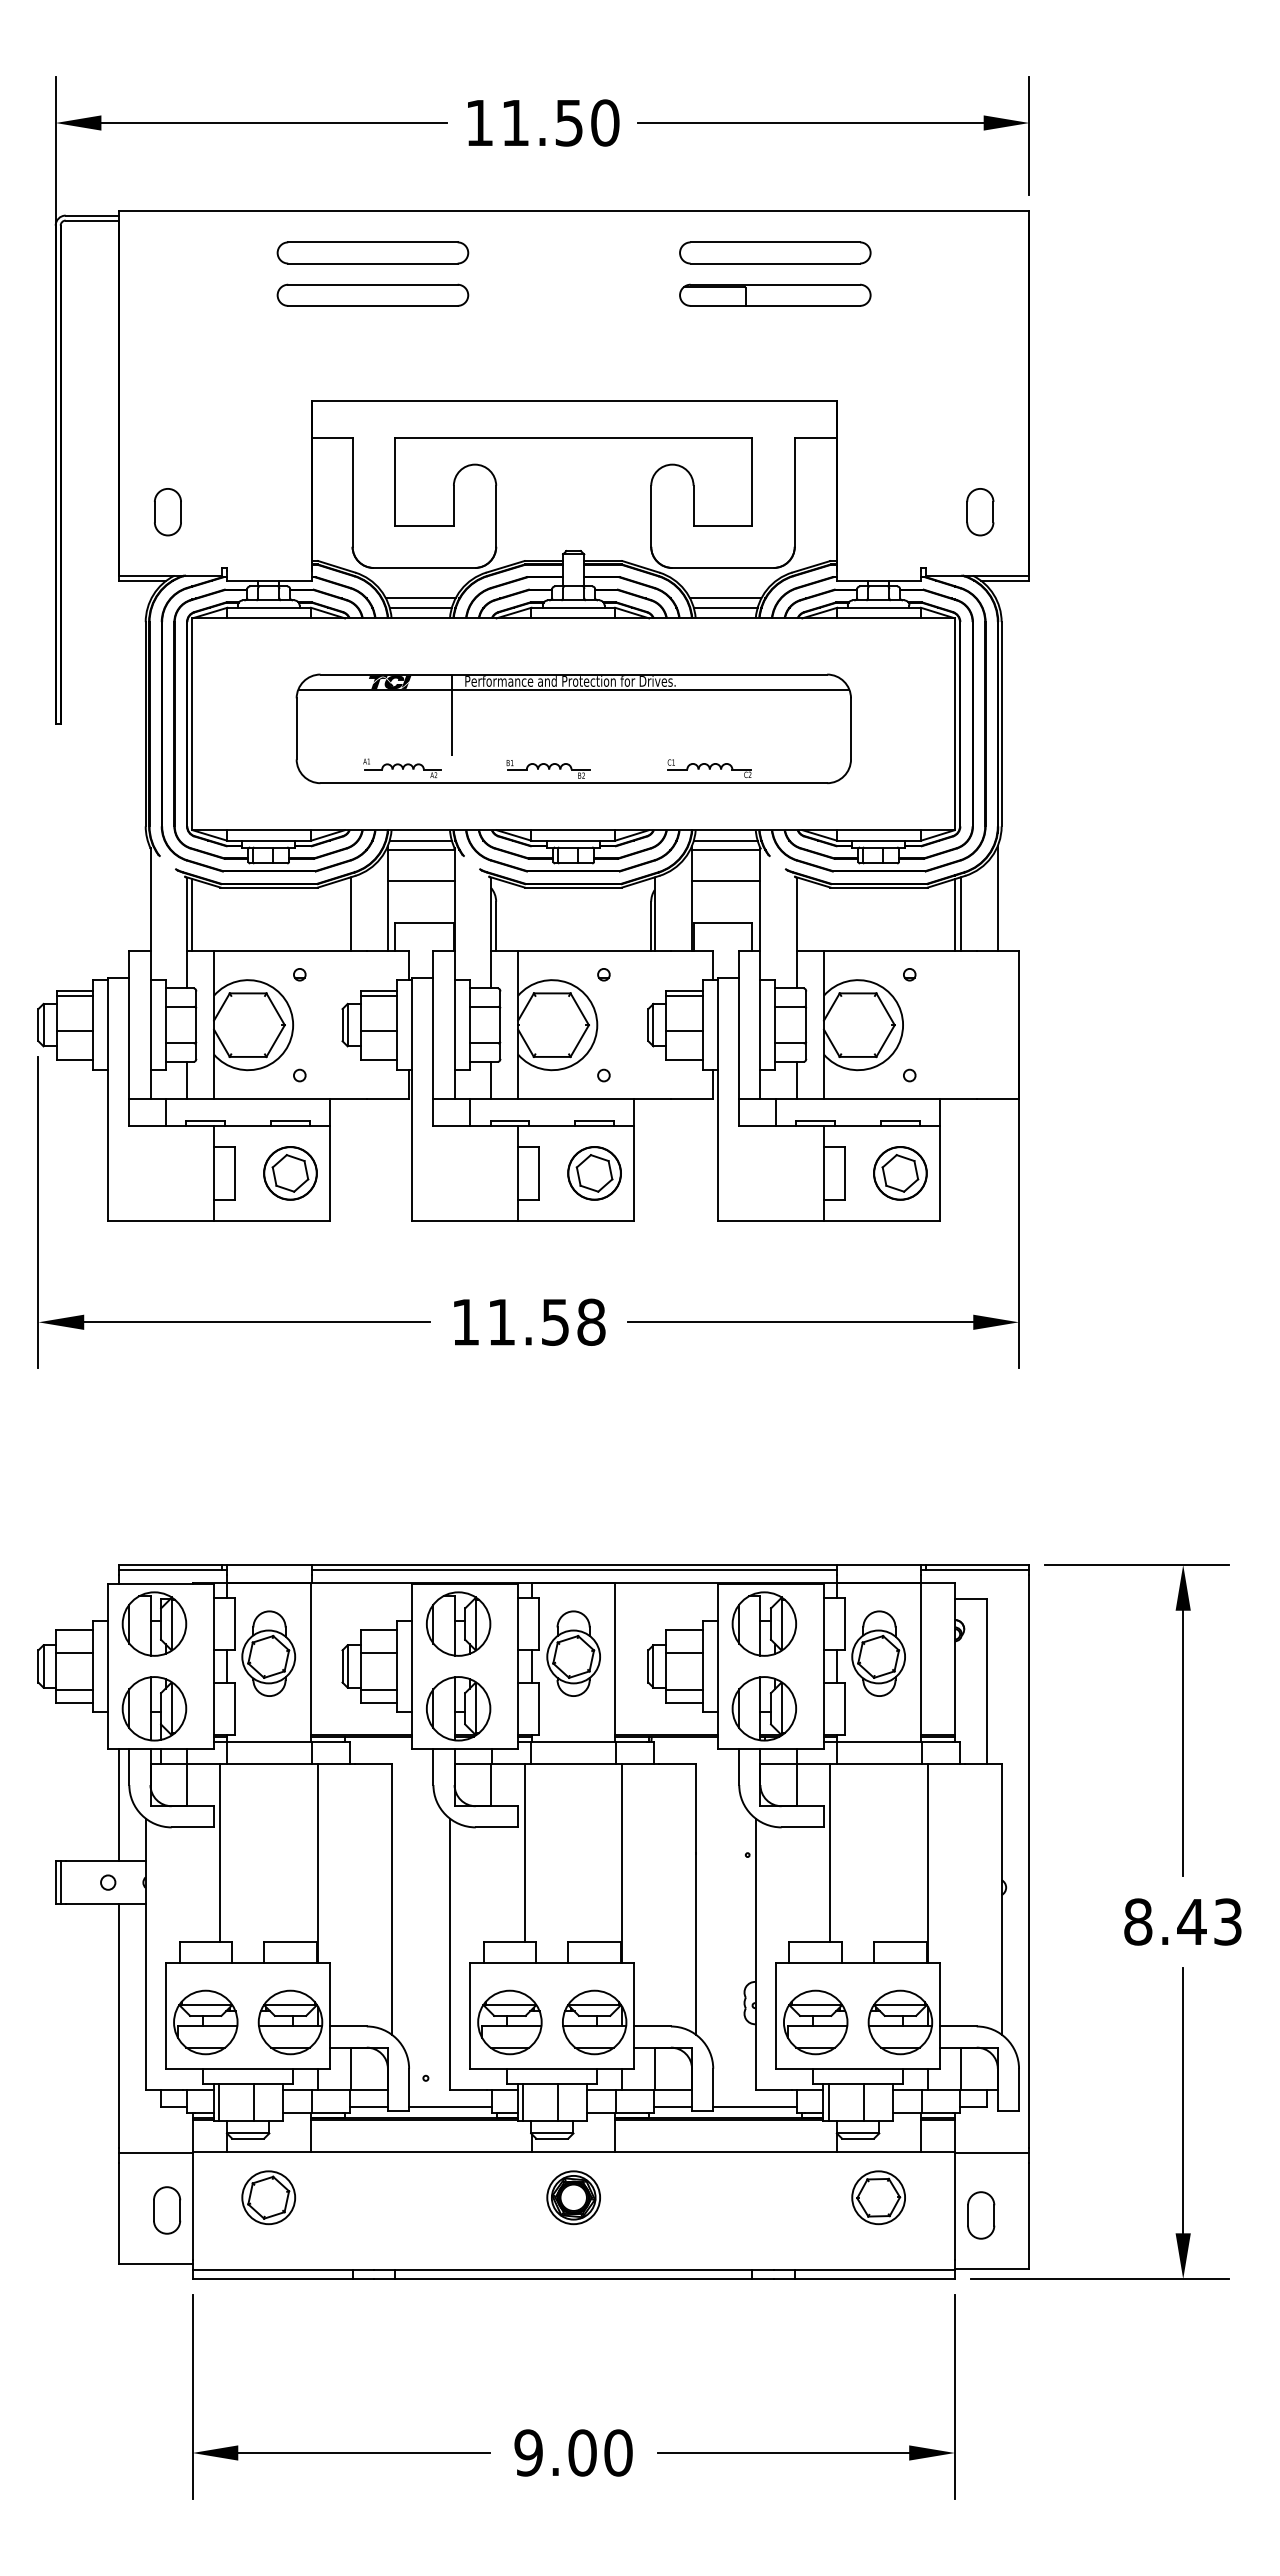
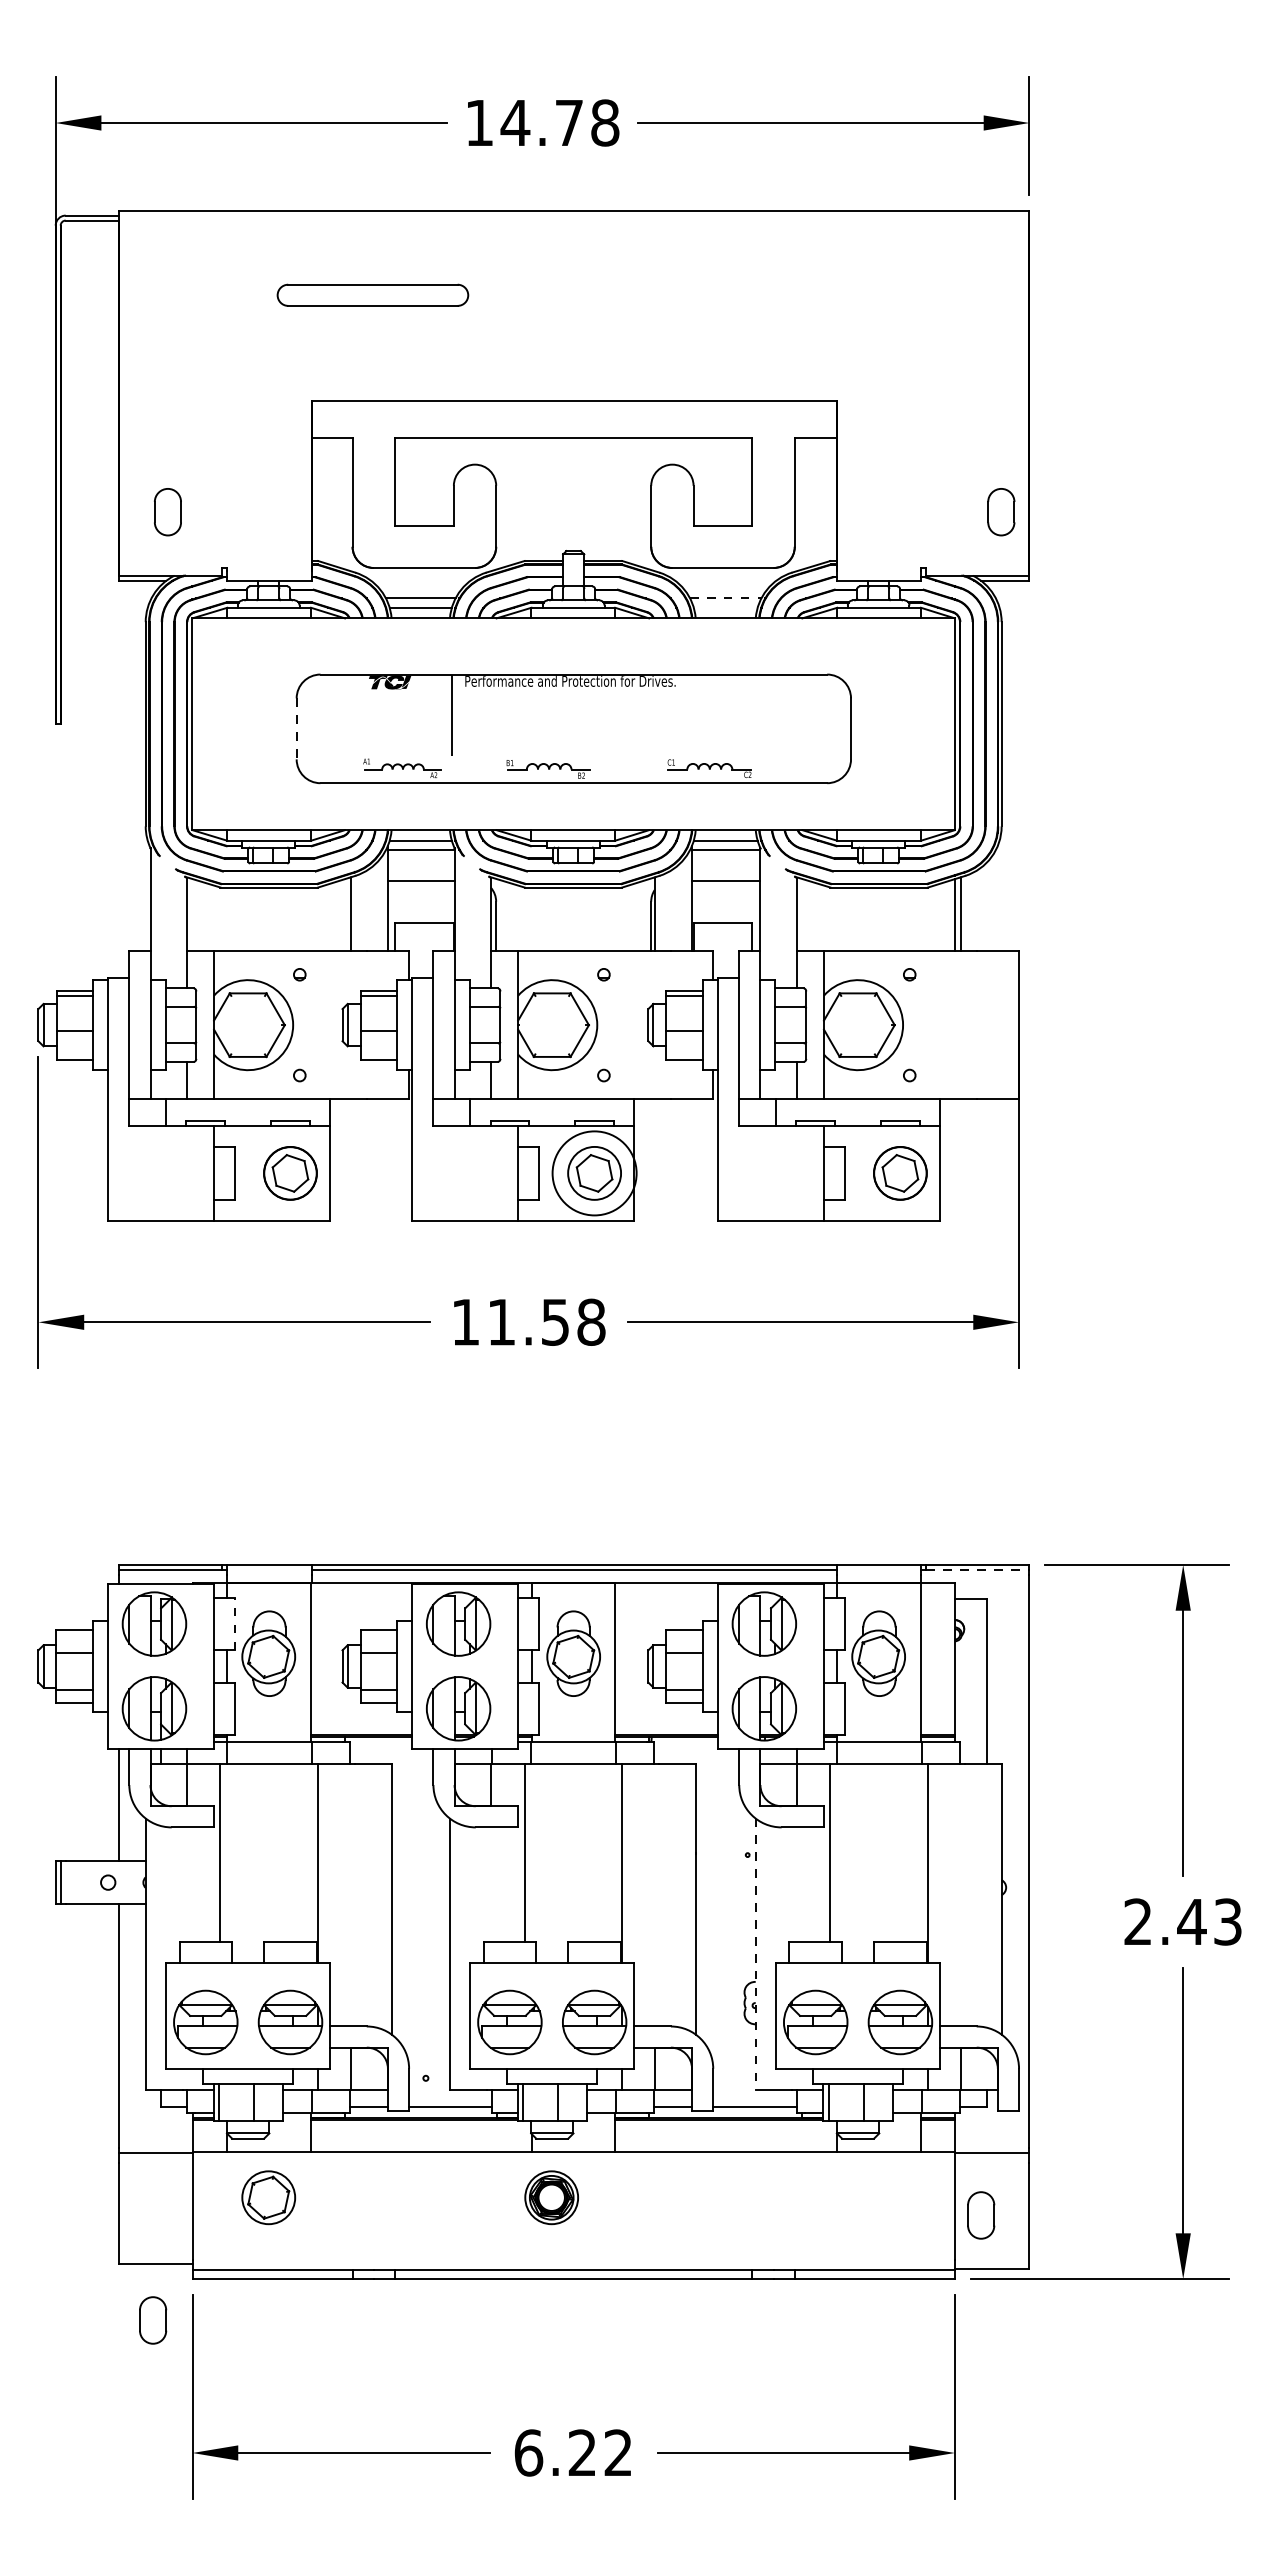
text: 11.50 -> 14.78 (559, 122)
part: present -> none (372, 252)
part: present -> none (775, 252)
part: present -> none (775, 294)
part position: (980, 512) -> (1001, 512) (1001, 512)
line: solid -> dashed (725, 598)
line: present -> none (725, 607)
line: present -> none (574, 690)
line: solid -> dashed (296, 729)
line: present -> none (997, 898)
line: present -> none (192, 915)
circle diameter: 53 px -> 84 px (594, 1173)
line: solid -> dashed (977, 1569)
line: solid -> dashed (235, 1623)
text: 8.43 -> 2.43 (1138, 1921)
line: solid -> dashed (755, 1954)
part position: (573, 2197) -> (551, 2197) (551, 2197)
part: present -> none (878, 2197)
part position: (167, 2210) -> (153, 2320) (153, 2320)
text: 9.00 -> 6.22 (573, 2452)
